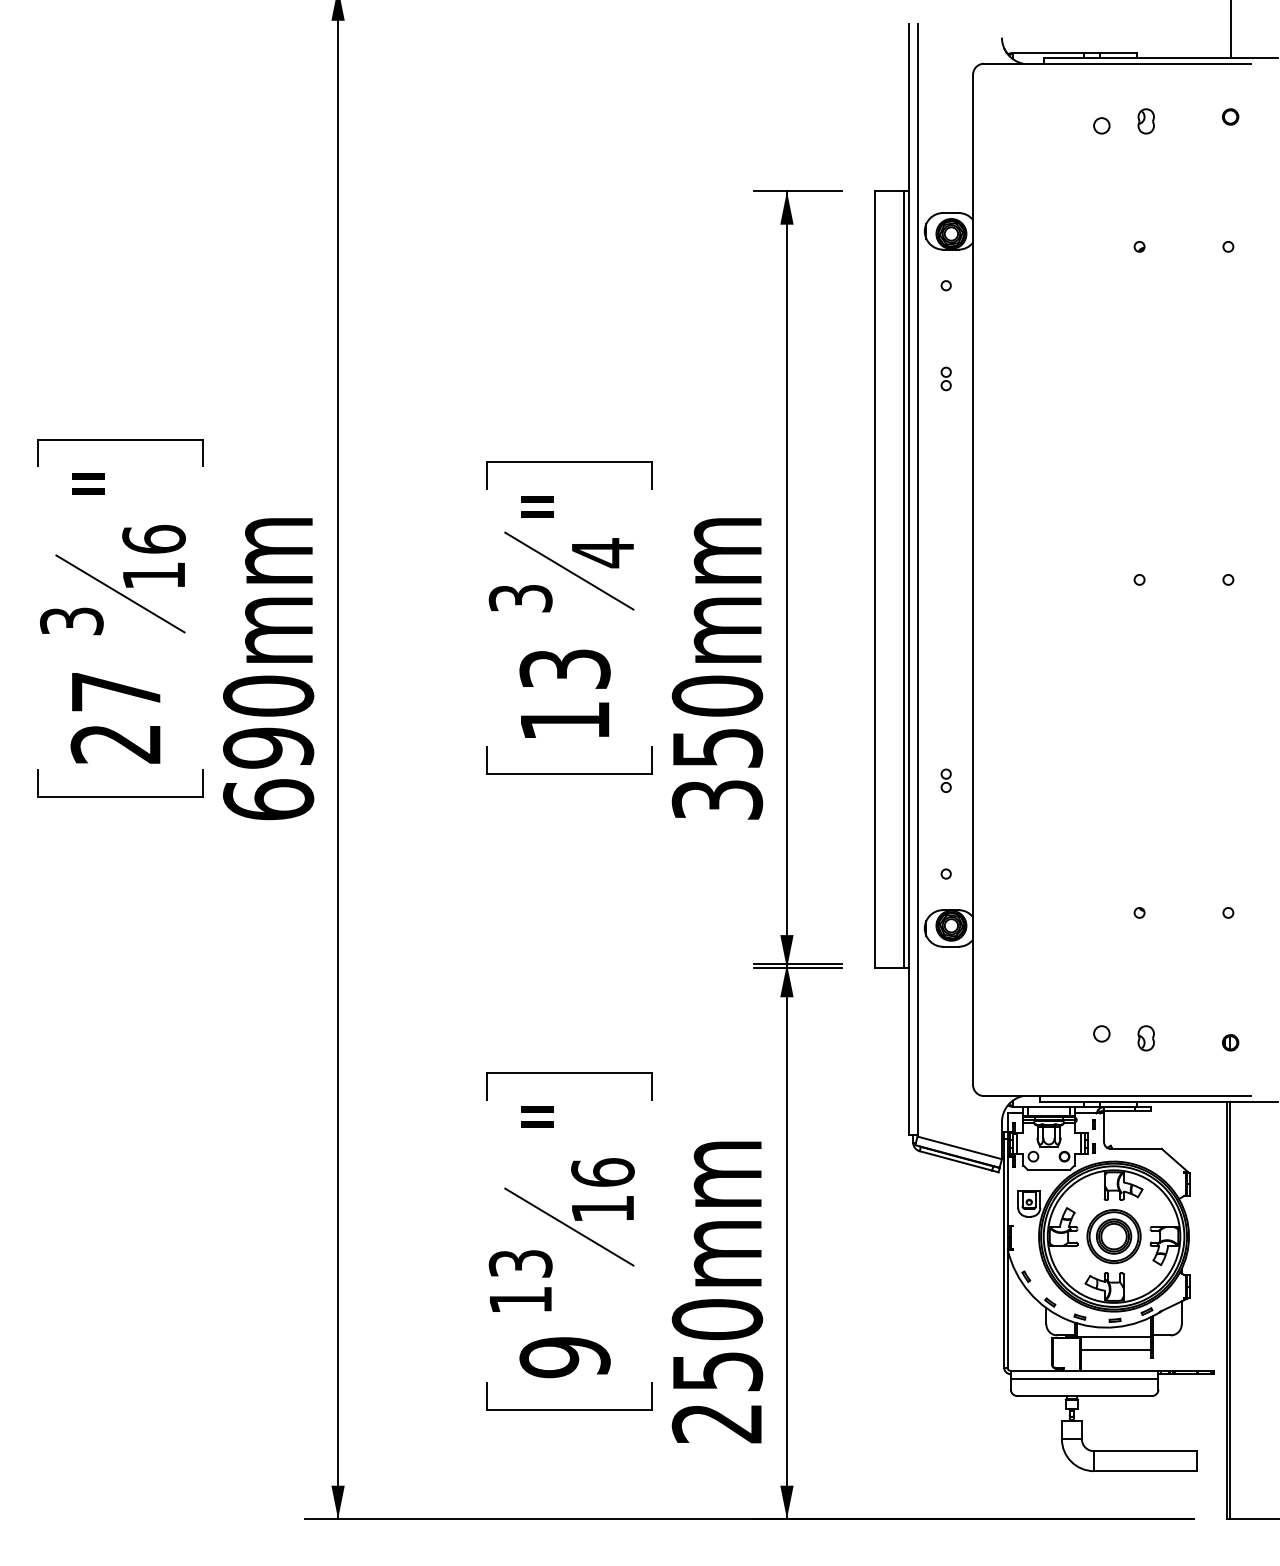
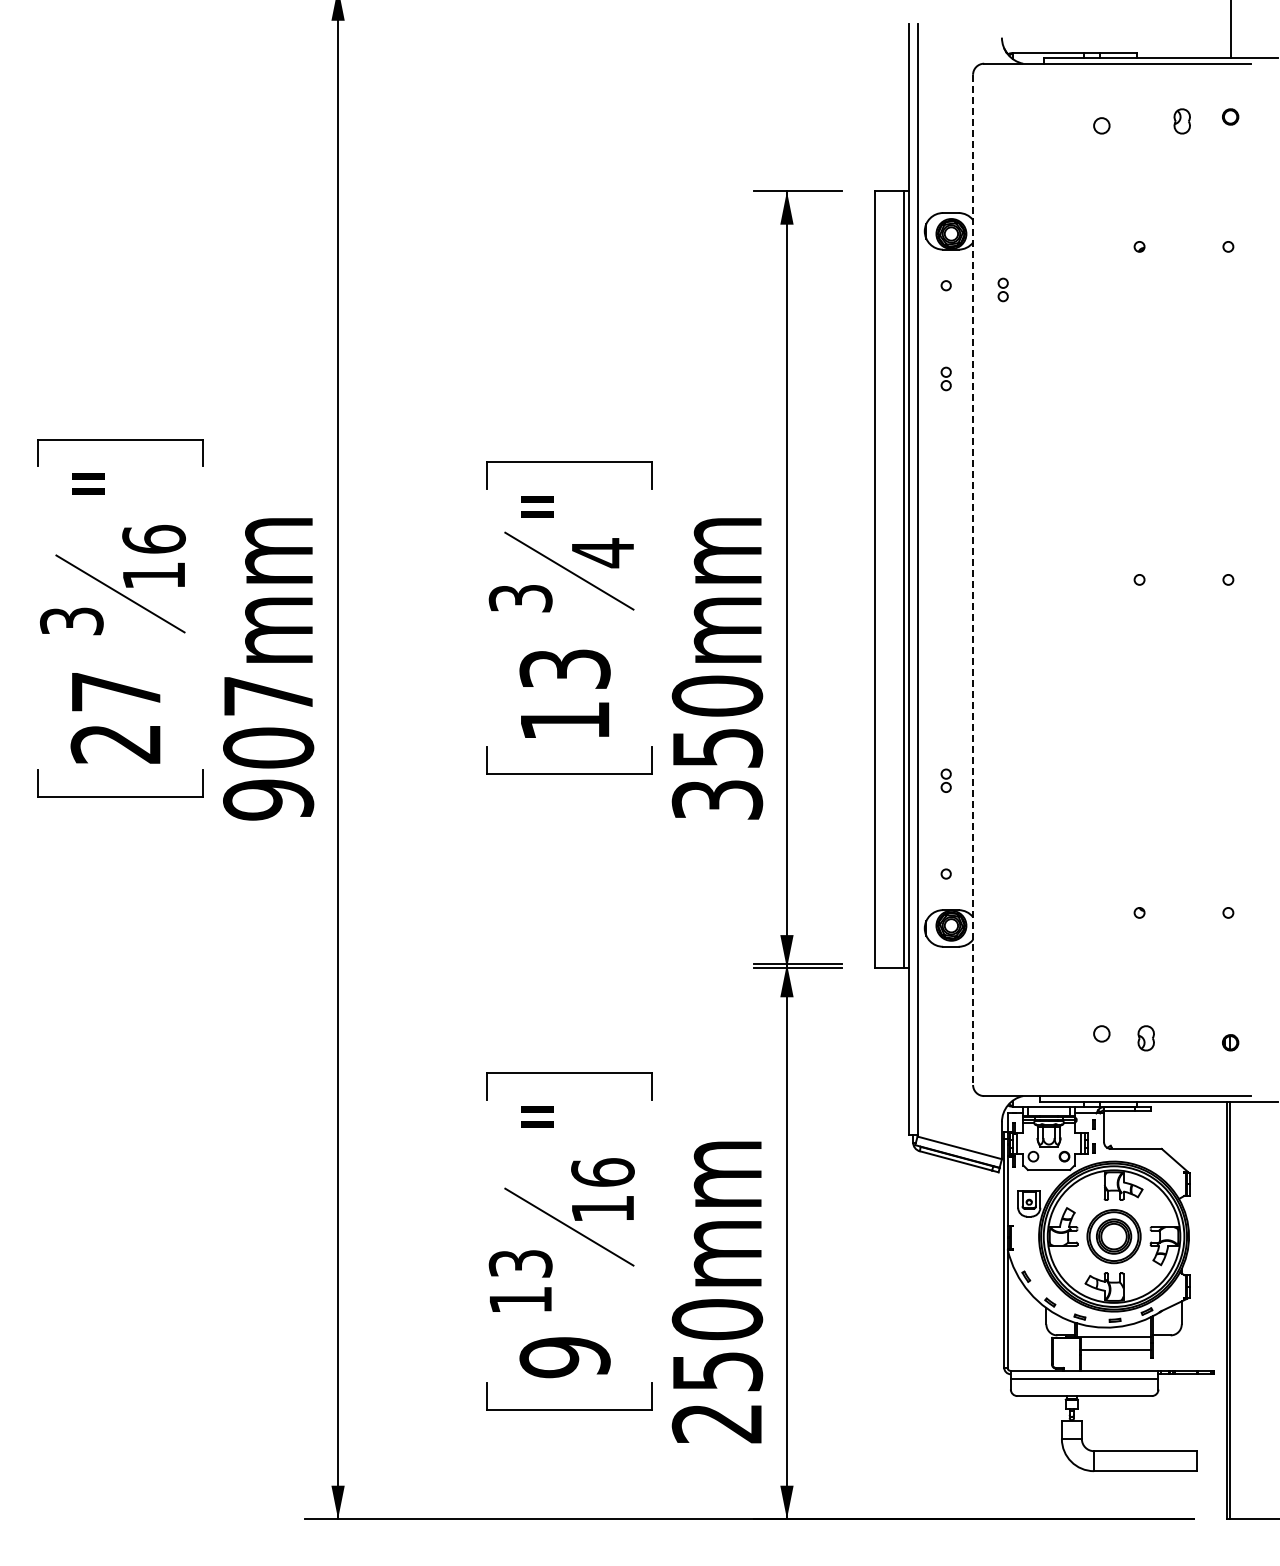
part position: (1145, 121) -> (1181, 121) (1181, 121)
part: none -> present (1002, 289)
line: solid -> dashed (973, 580)
text: 690mm -> 907mm (268, 747)
